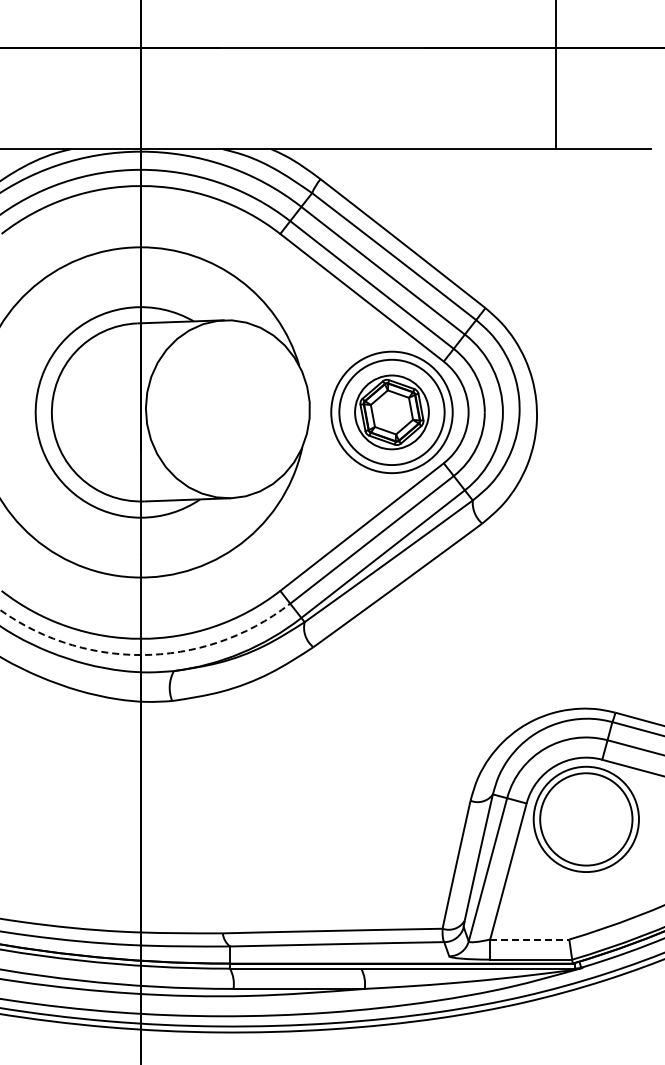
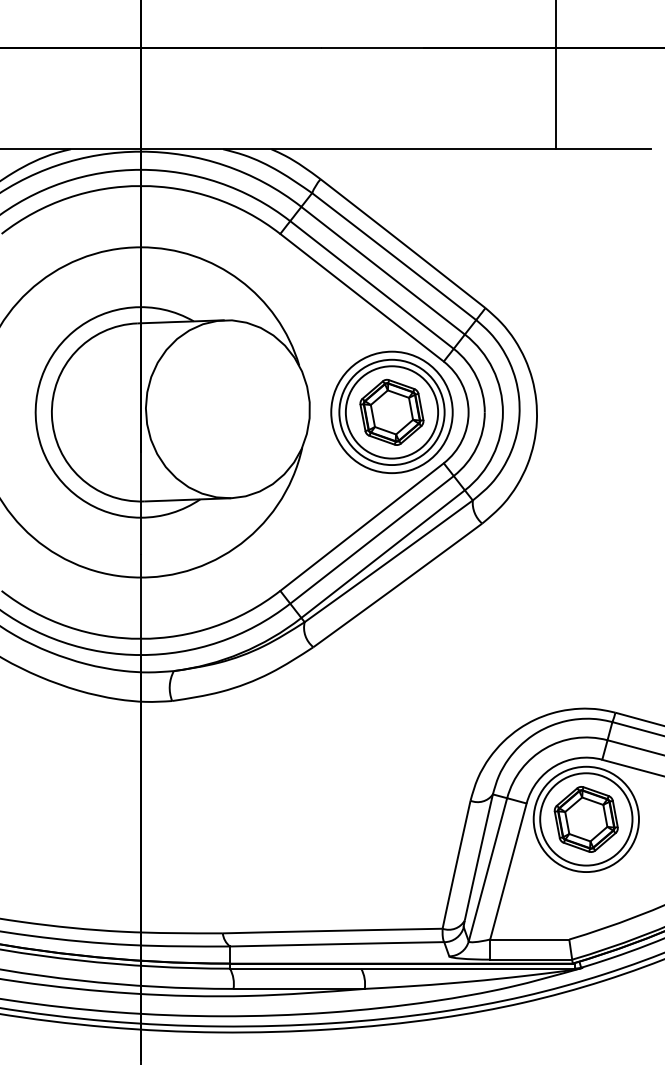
circle diameter: 74 px -> 92 px (391, 412)
arc: dashed -> solid (146, 654)
part: none -> present (585, 819)
line: dashed -> solid (529, 939)
